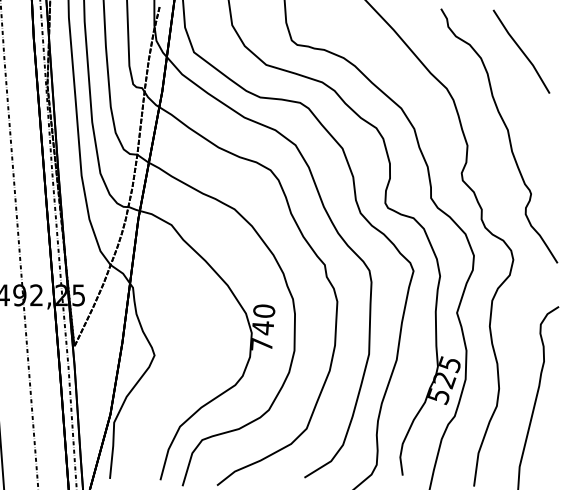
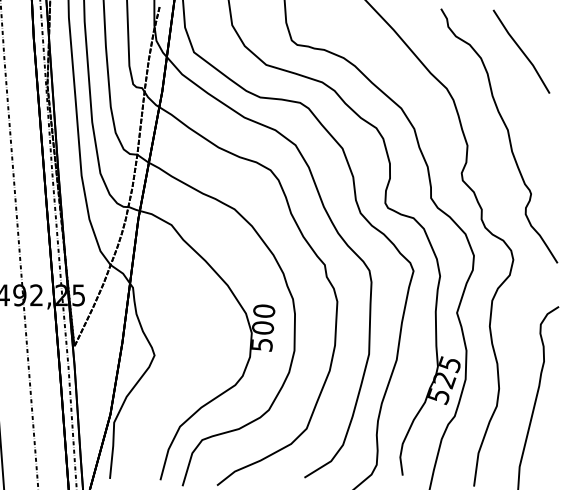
text: 740 -> 500 (262, 336)
